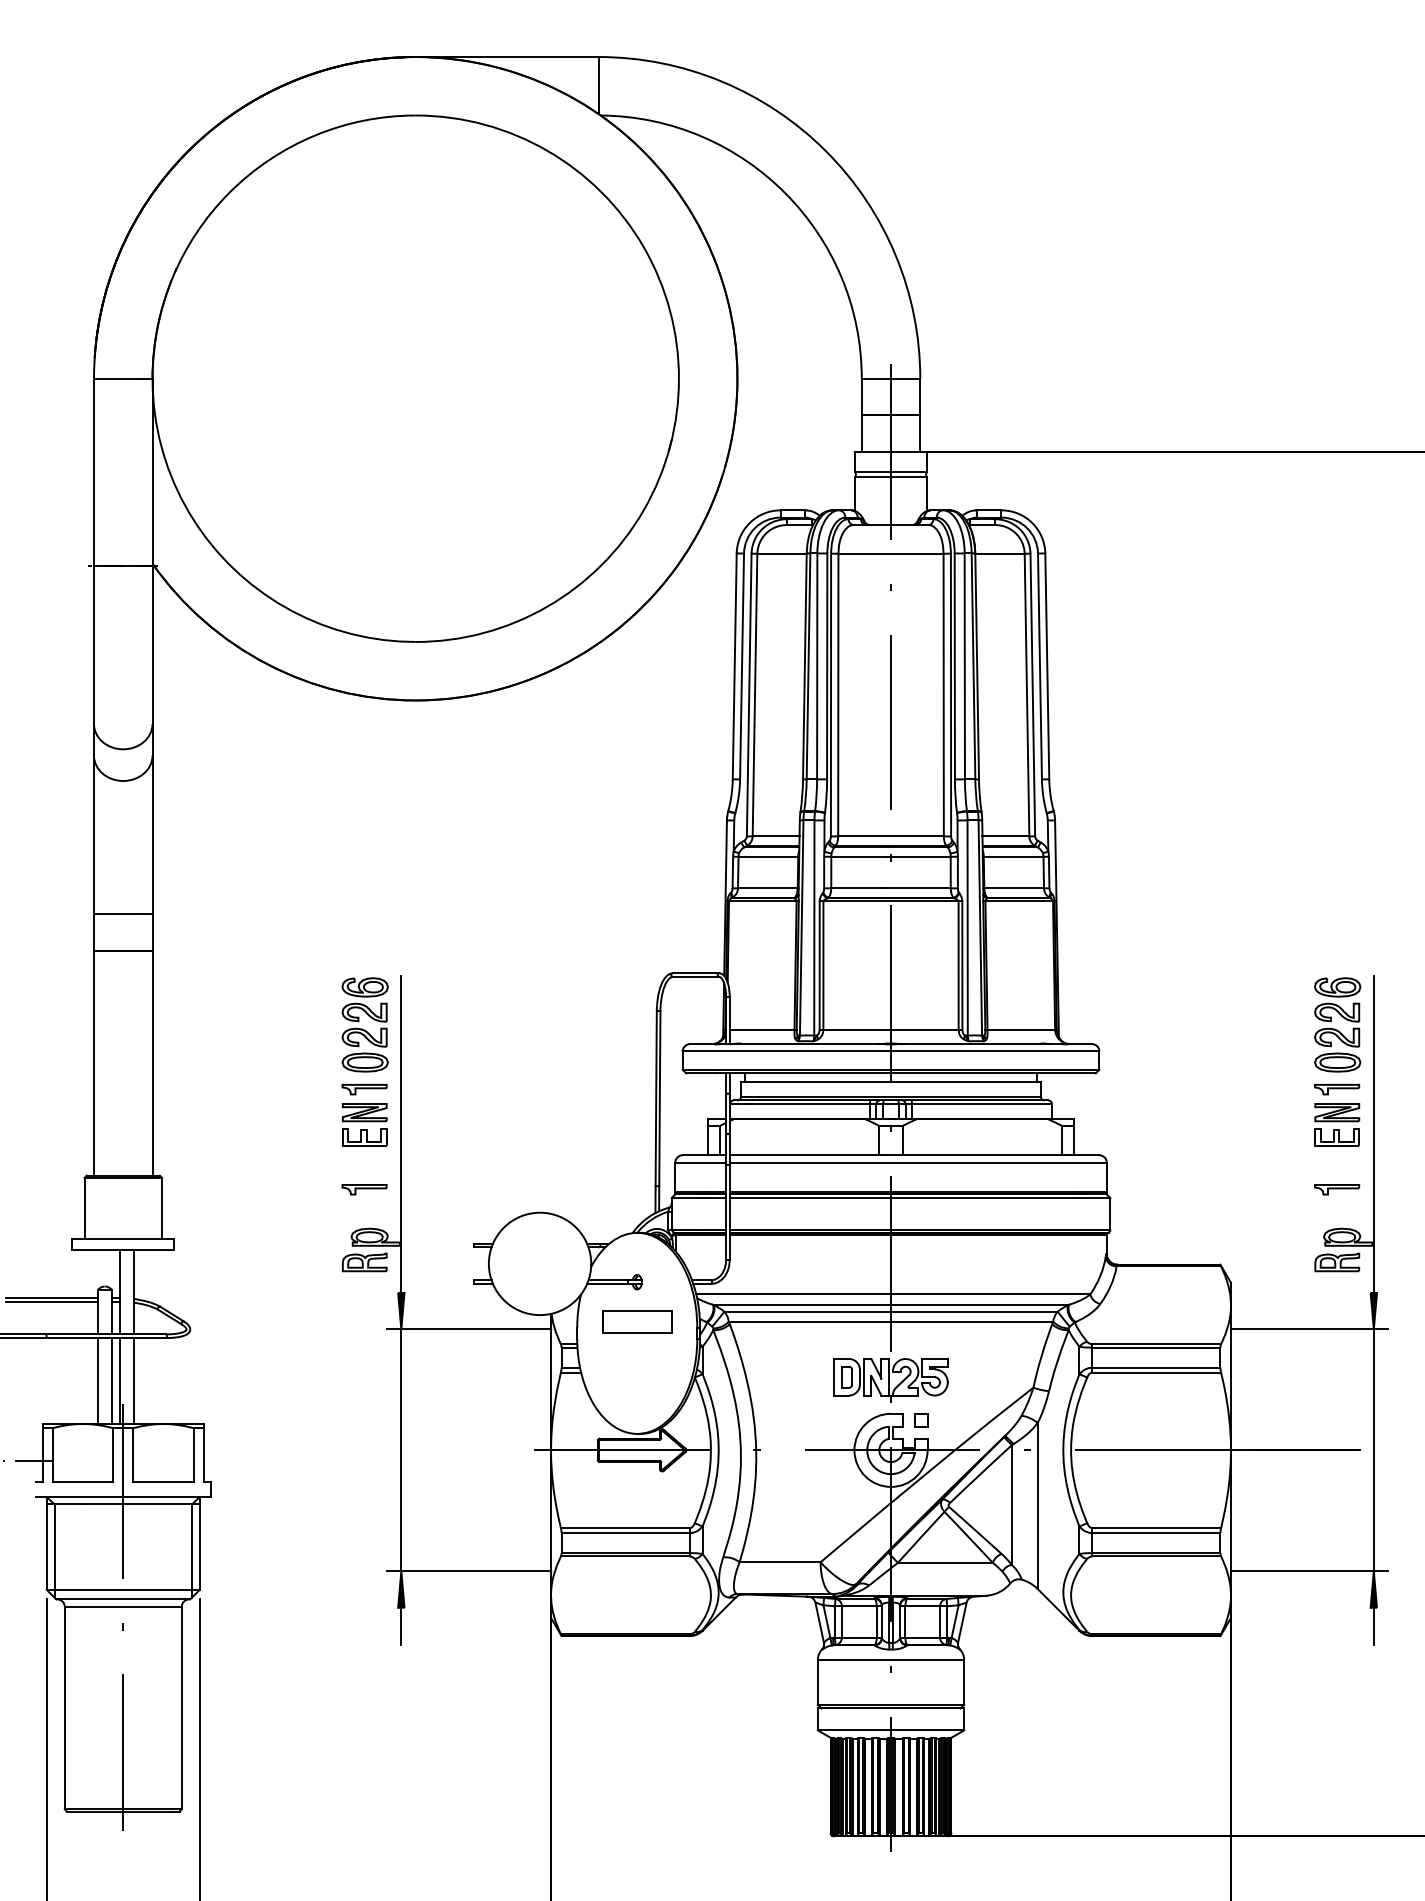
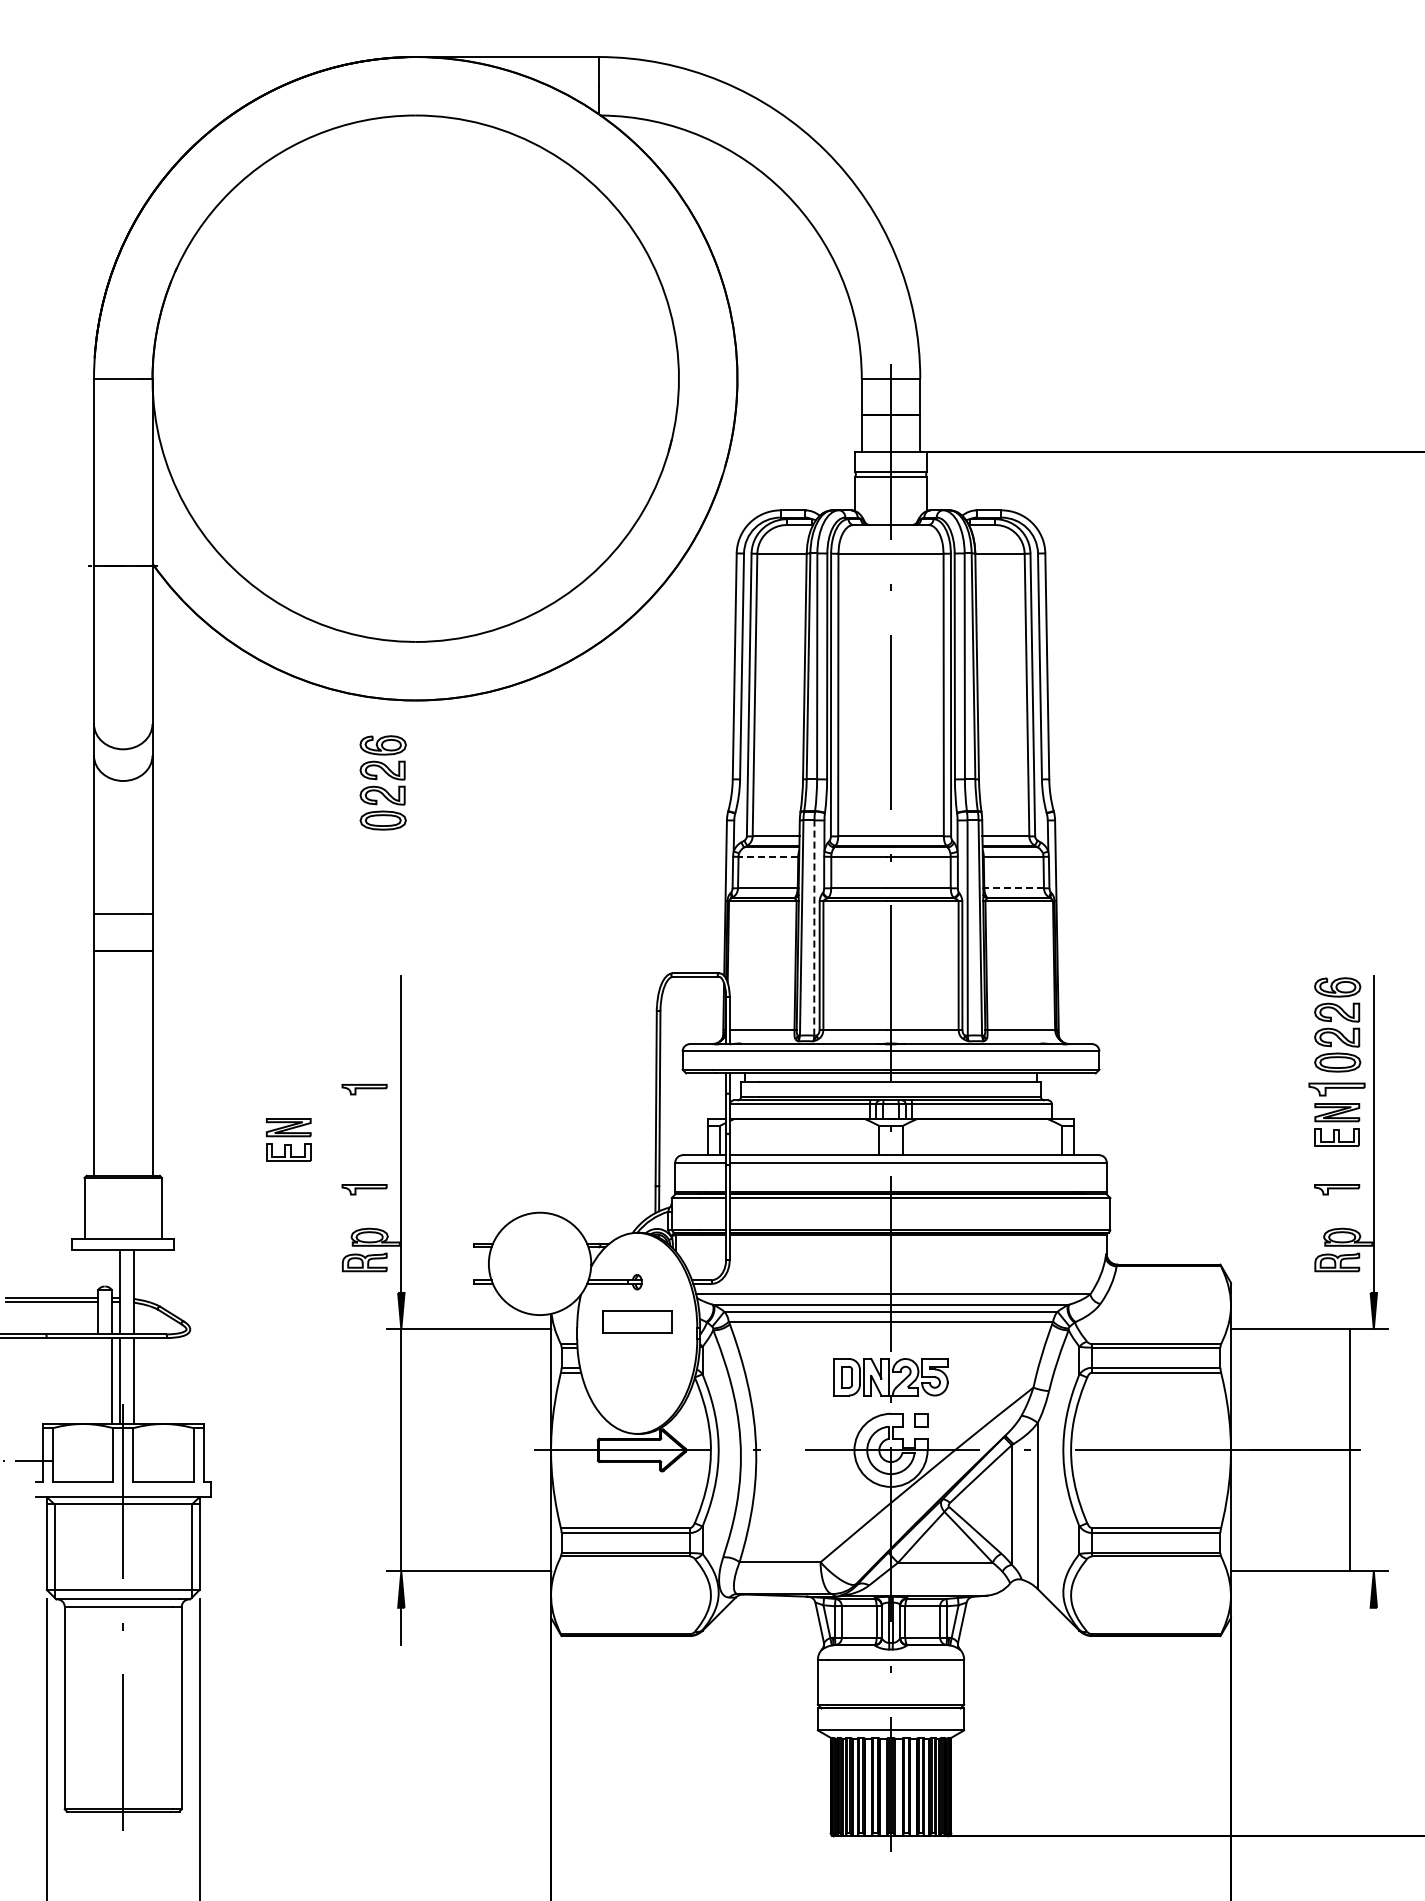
line: solid -> dashed (768, 856)
line: solid -> dashed (1014, 888)
line: solid -> dashed (814, 928)
part position: (364, 1024) -> (382, 782) (382, 782)
part size: 47x12 px -> 58x15 px (1336, 1089)
part position: (364, 1124) -> (288, 1139) (288, 1139)
line: present -> none (98, 1380)
line position: (1373, 1450) -> (1349, 1450) (1349, 1450)
line: present -> none (1373, 1625)
